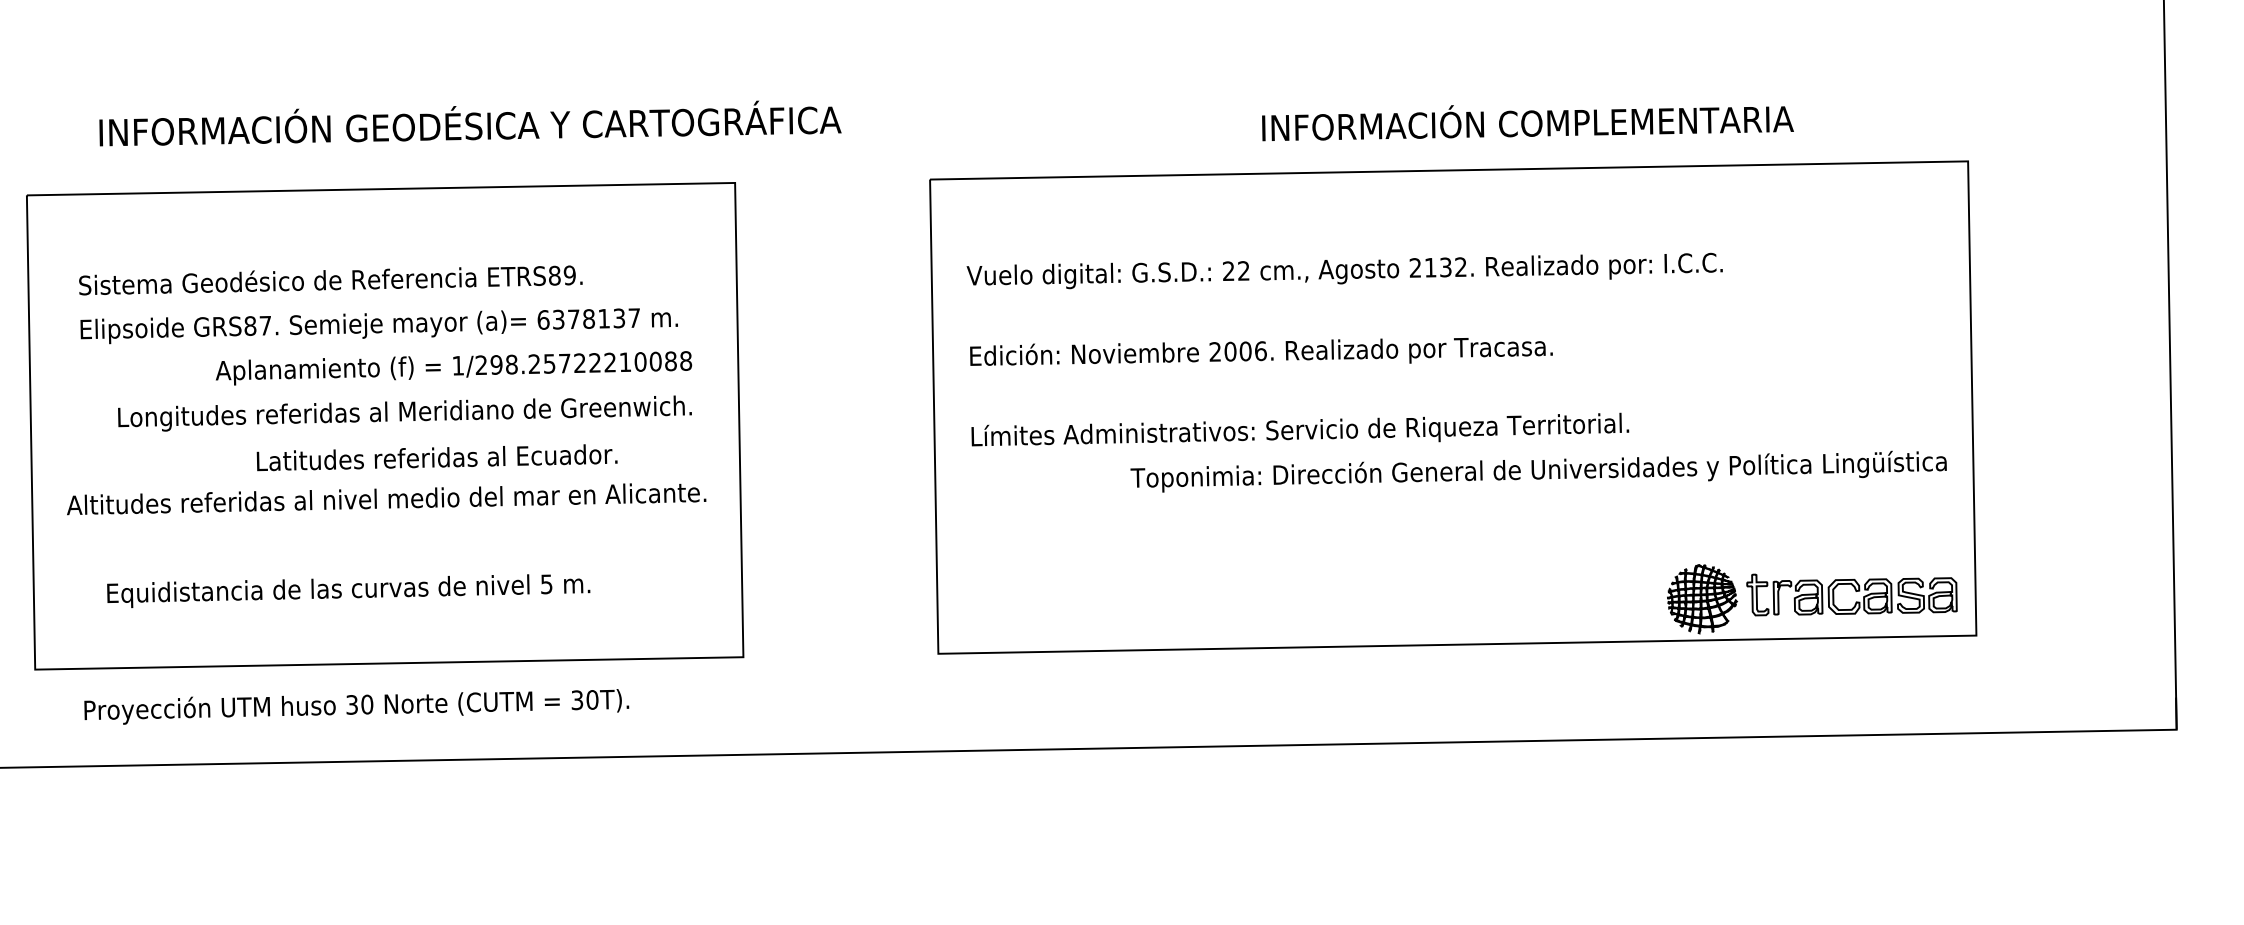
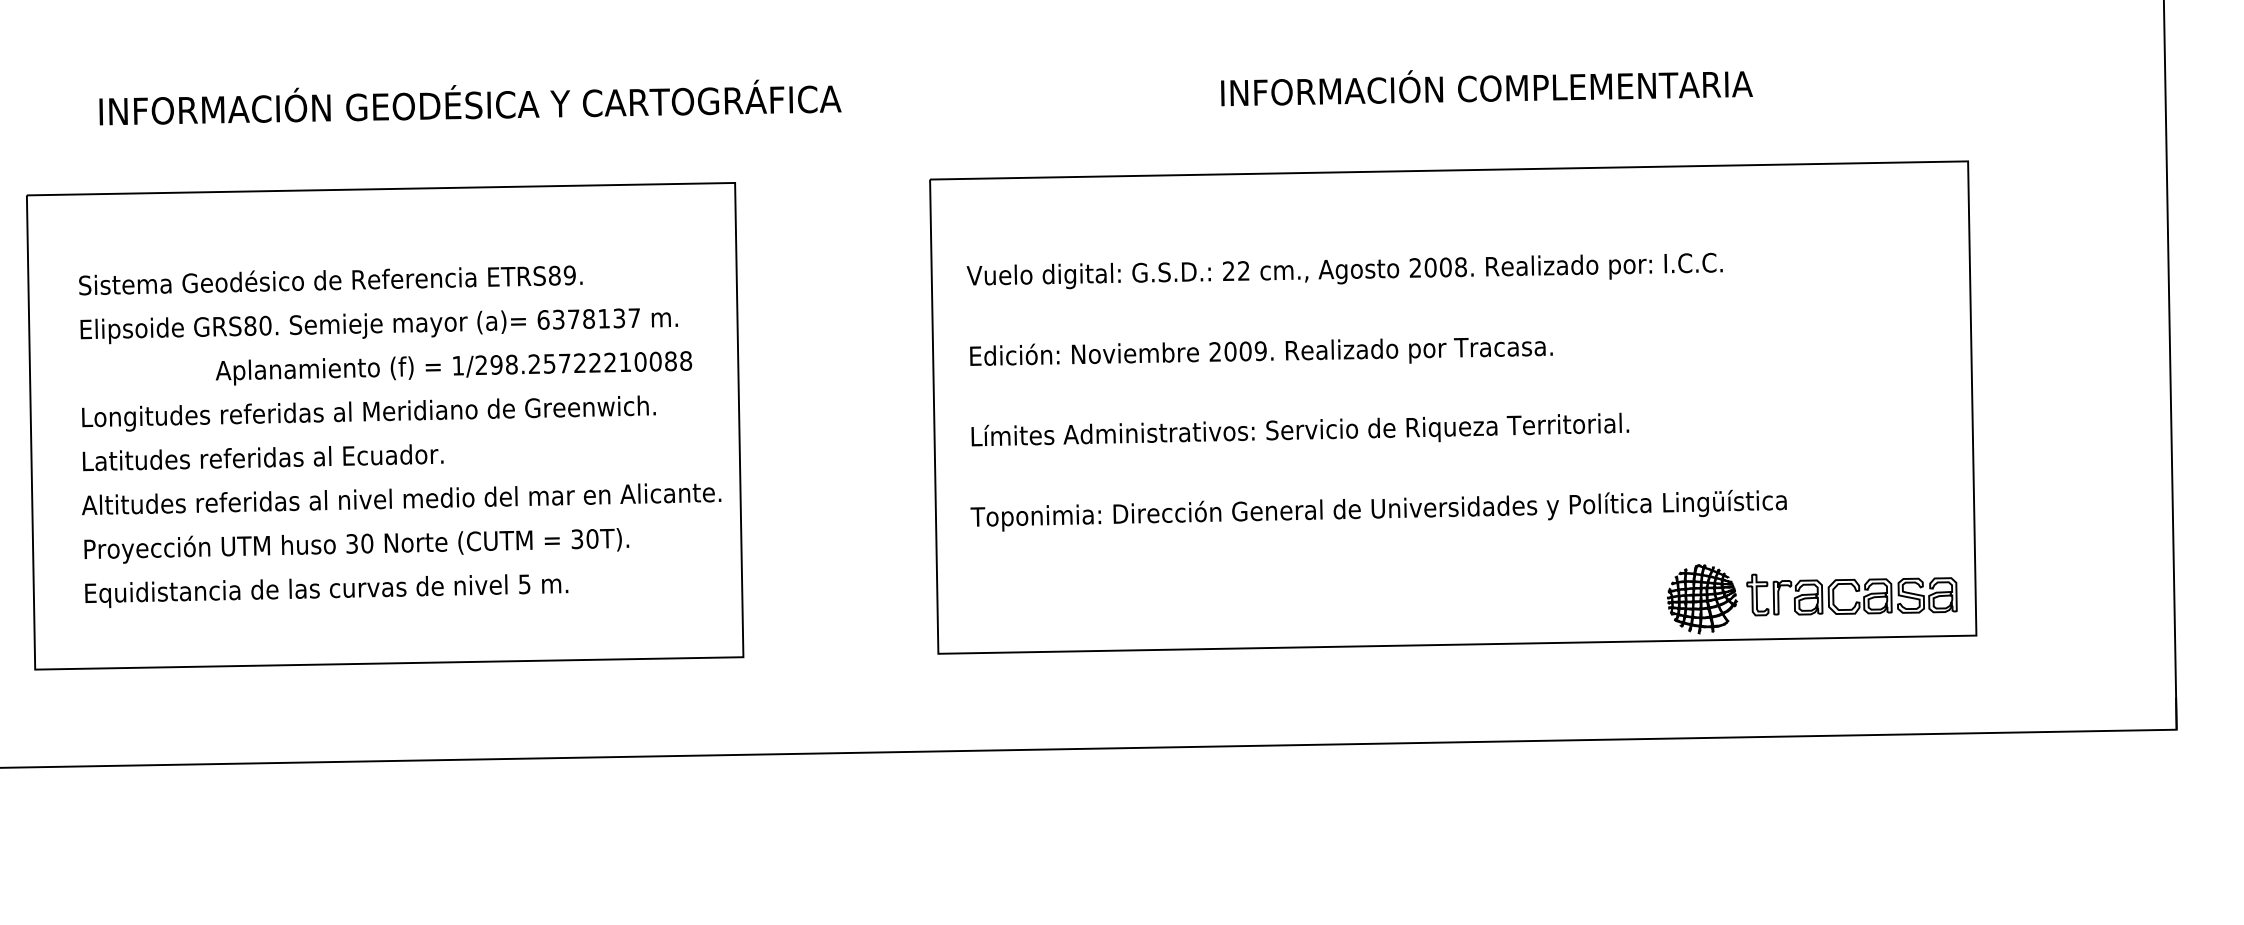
text position: (470, 123) -> (470, 102) (470, 102)
text position: (1527, 123) -> (1486, 88) (1486, 88)
text: 2132. -> 2008. (1445, 267)
text: GRS87. -> GRS80. (265, 325)
text: 2006. -> 2009. (1260, 351)
text position: (404, 413) -> (368, 413) (368, 413)
text position: (436, 457) -> (262, 457) (262, 457)
text position: (1538, 471) -> (1378, 510) (1378, 510)
text position: (386, 499) -> (401, 499) (401, 499)
text position: (348, 590) -> (326, 590) (326, 590)
text position: (356, 706) -> (356, 545) (356, 545)
